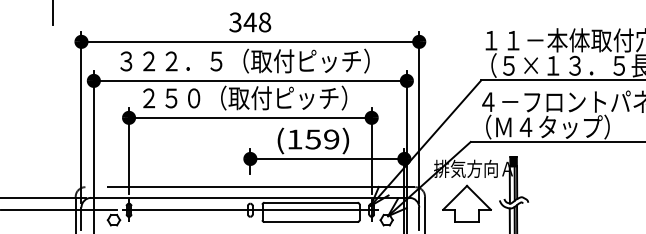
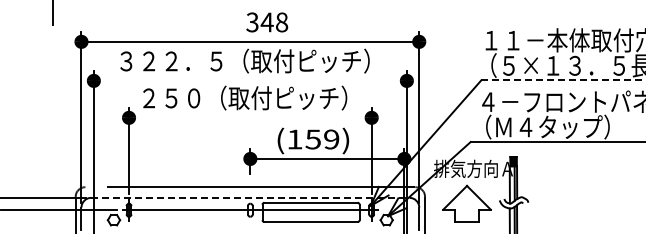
text position: (250, 22) -> (267, 22) (267, 22)
line: present -> none (249, 80)
line: solid -> dashed (563, 80)
line: present -> none (250, 117)
line: solid -> dashed (250, 197)
